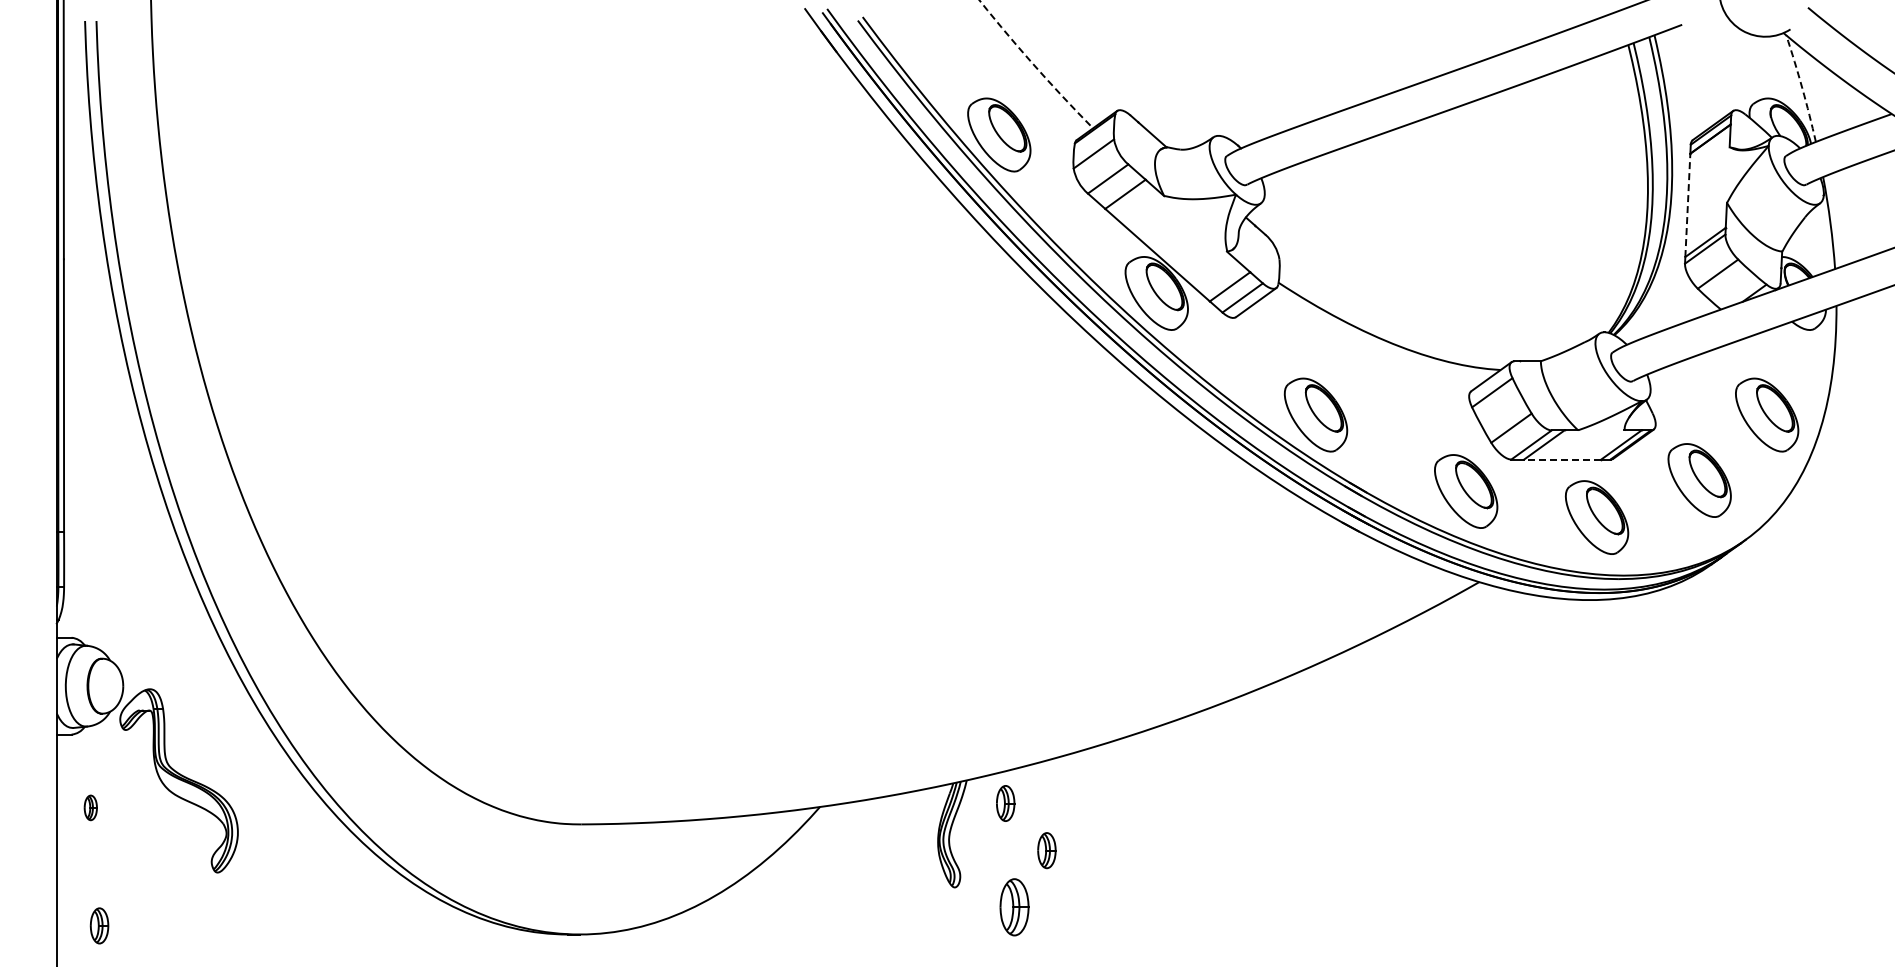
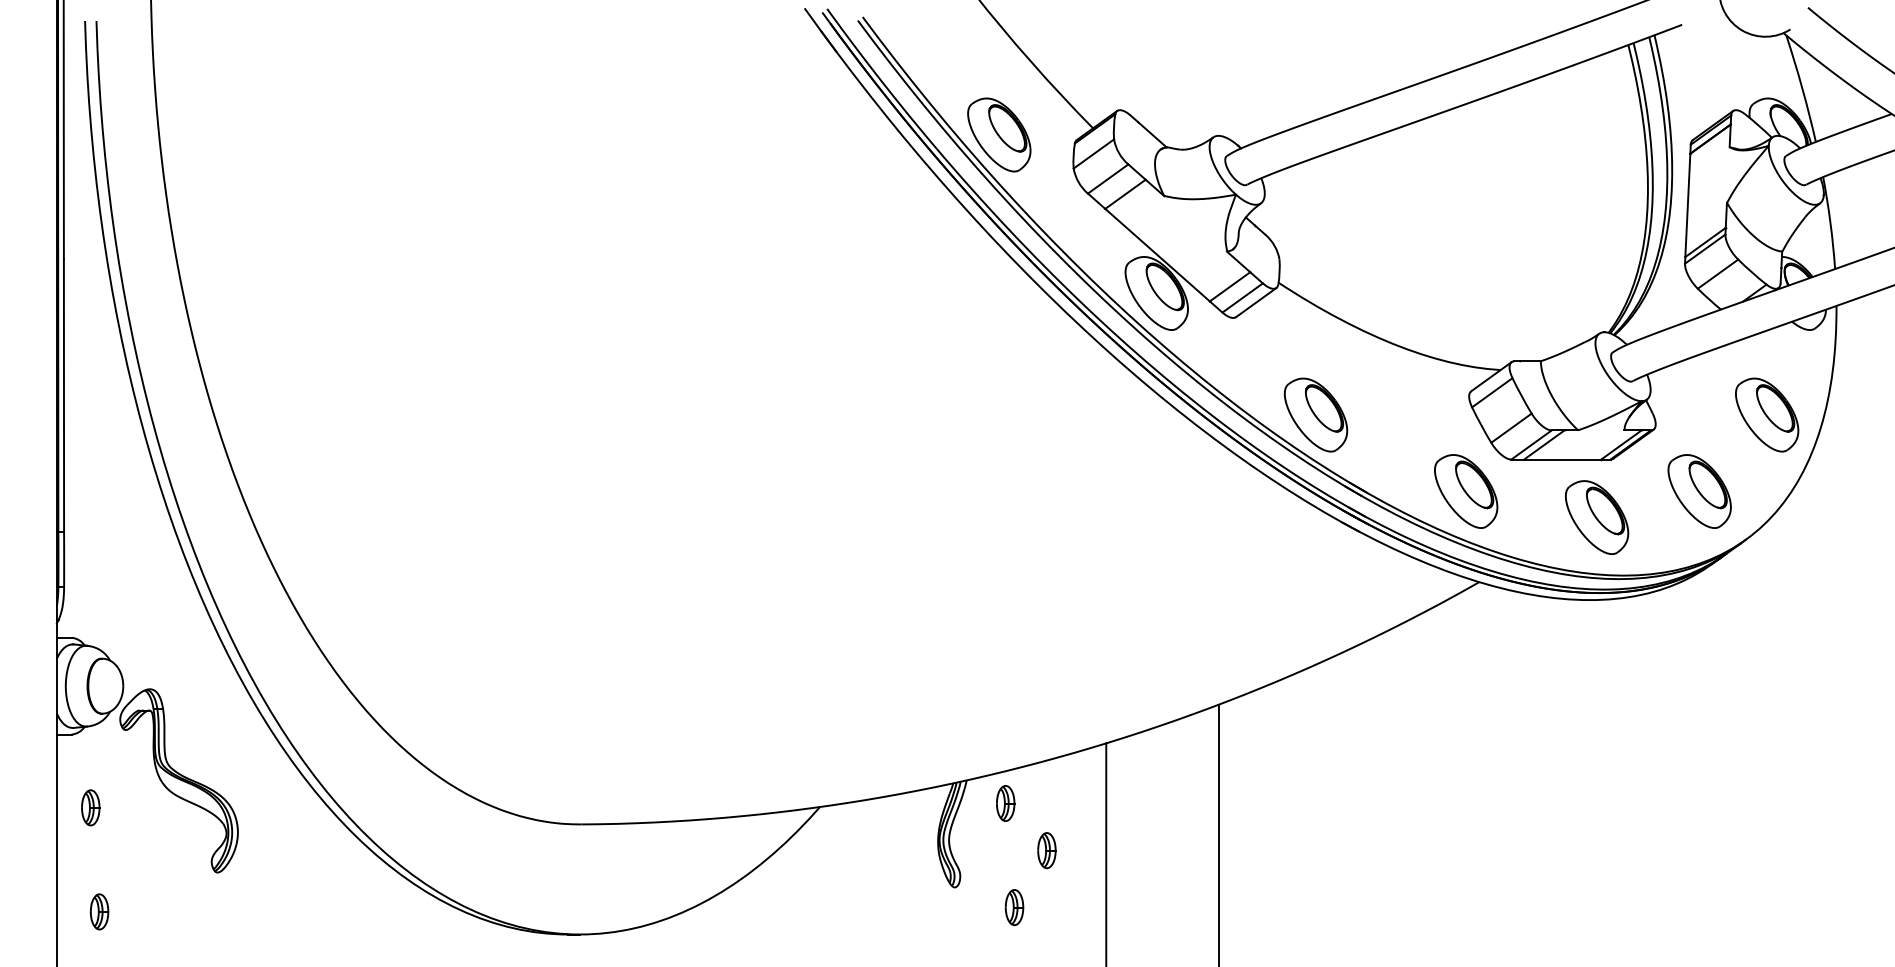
arc: dashed -> solid (1034, 65)
arc: dashed -> solid (1802, 88)
line: dashed -> solid (1687, 205)
line: dashed -> solid (1562, 459)
part position: (1699, 480) -> (1699, 491) (1699, 491)
part size: 15x28 px -> 20x38 px (90, 807)
line: none -> present (1218, 833)
line: none -> present (1106, 853)
part size: 31x59 px -> 21x38 px (1014, 907)
part position: (99, 925) -> (99, 911) (99, 911)
